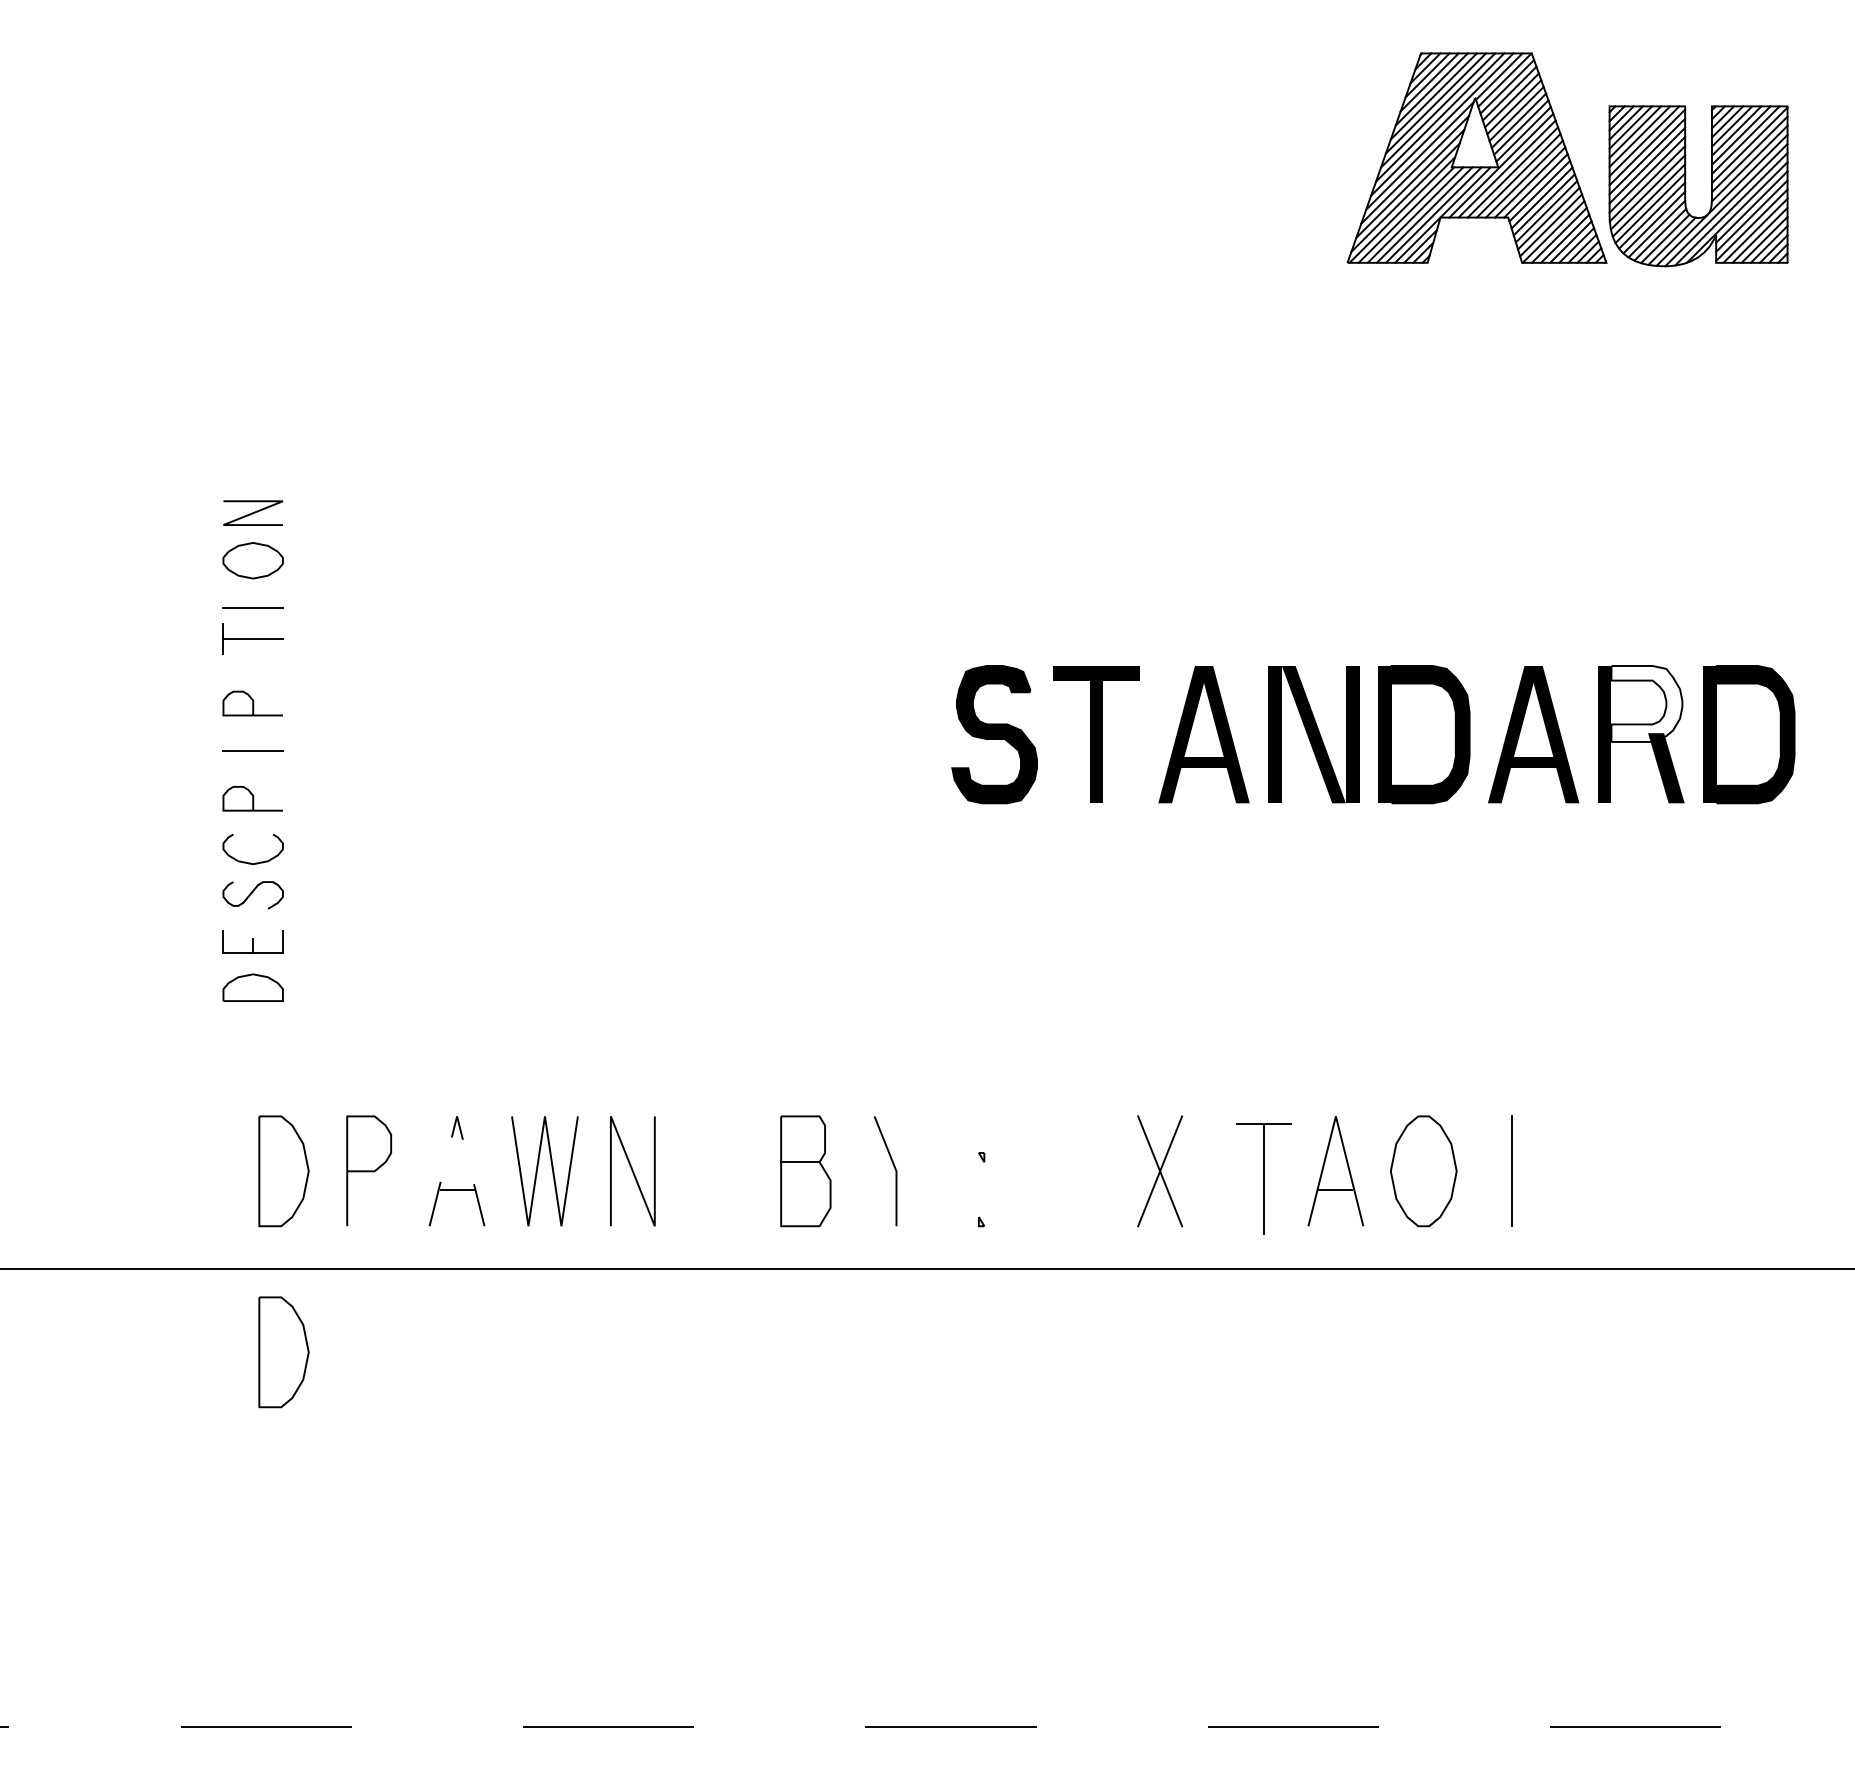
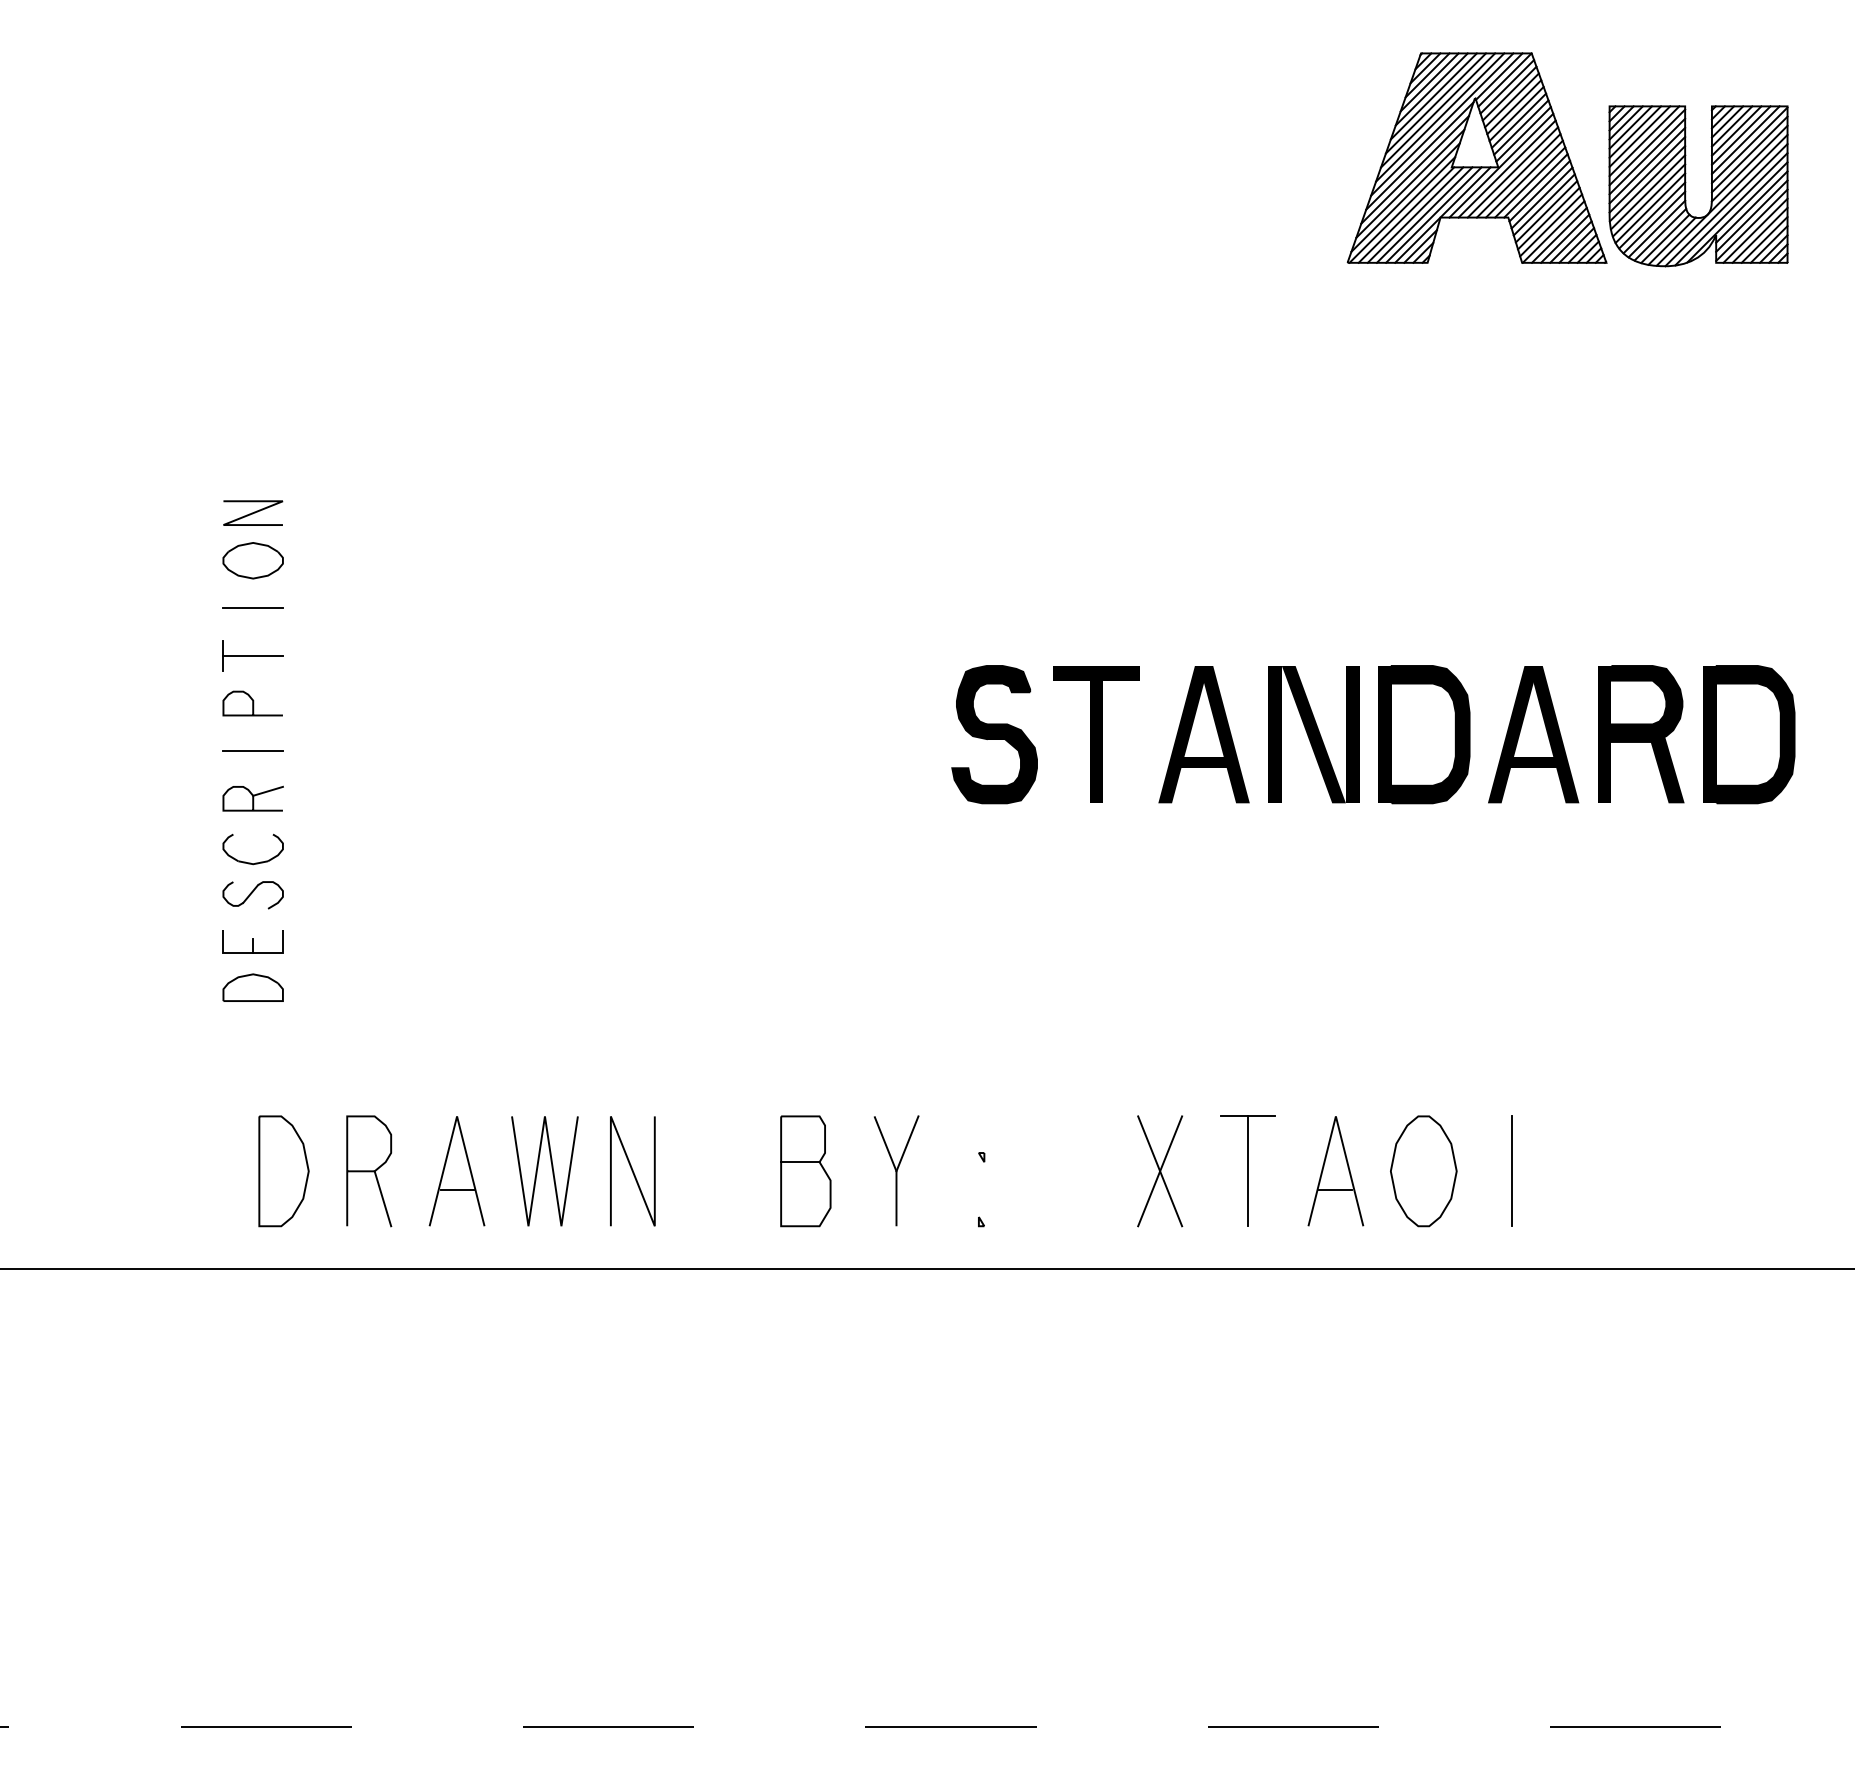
part position: (252, 638) -> (252, 655) (252, 655)
fill: none -> present (1646, 703)
line: none -> present (267, 790)
line: dashed -> solid (457, 1116)
line: none -> present (907, 1143)
part position: (1263, 1178) -> (1247, 1170) (1247, 1170)
line: none -> present (382, 1198)
part: present -> none (283, 1352)
